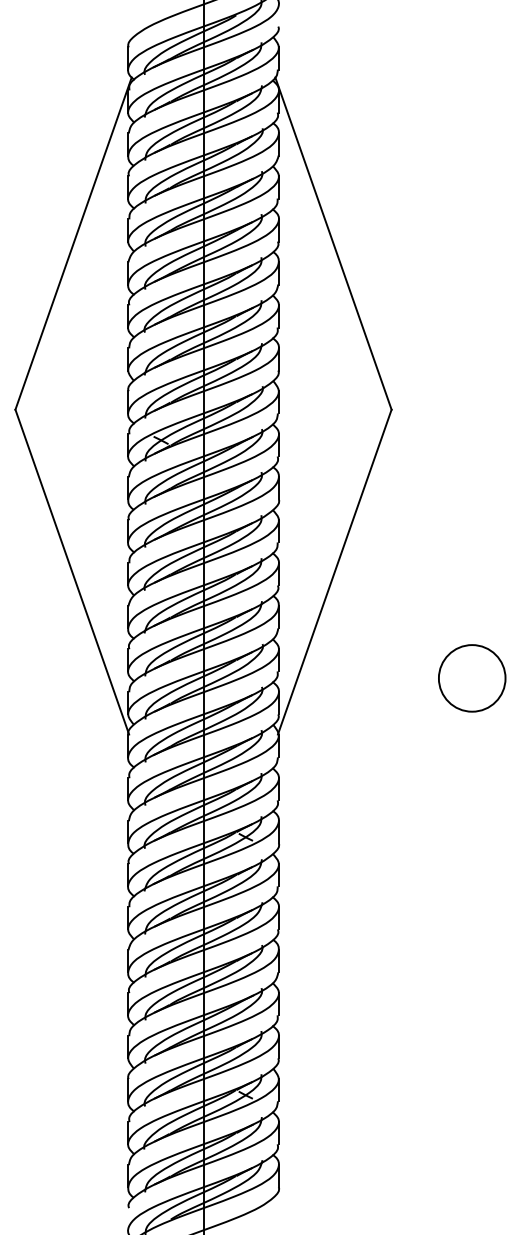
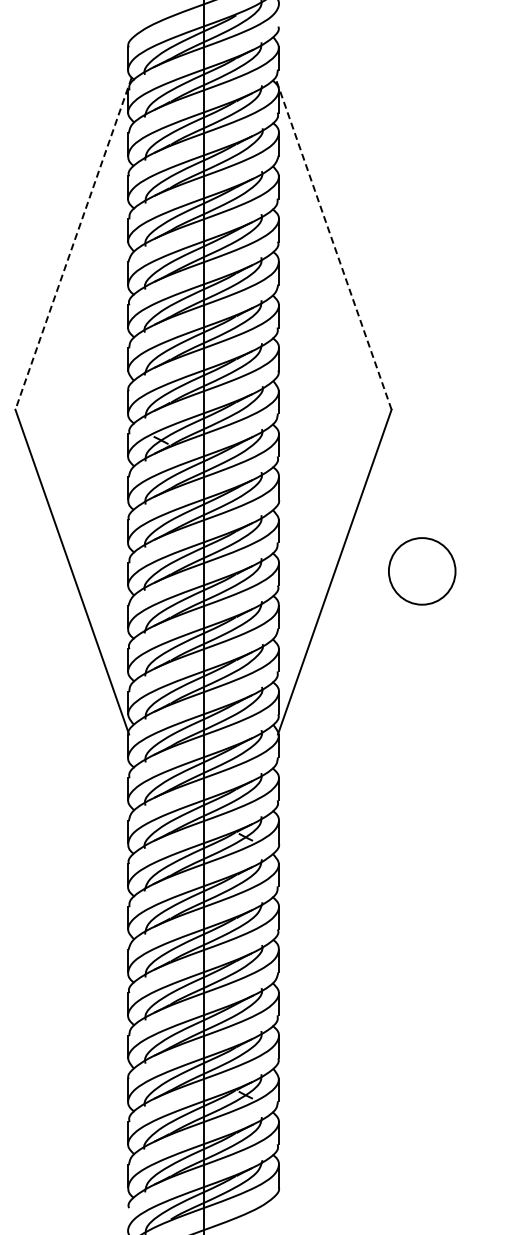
line: solid -> dashed (73, 243)
line: solid -> dashed (333, 243)
circle position: (472, 678) -> (422, 571) (422, 571)
